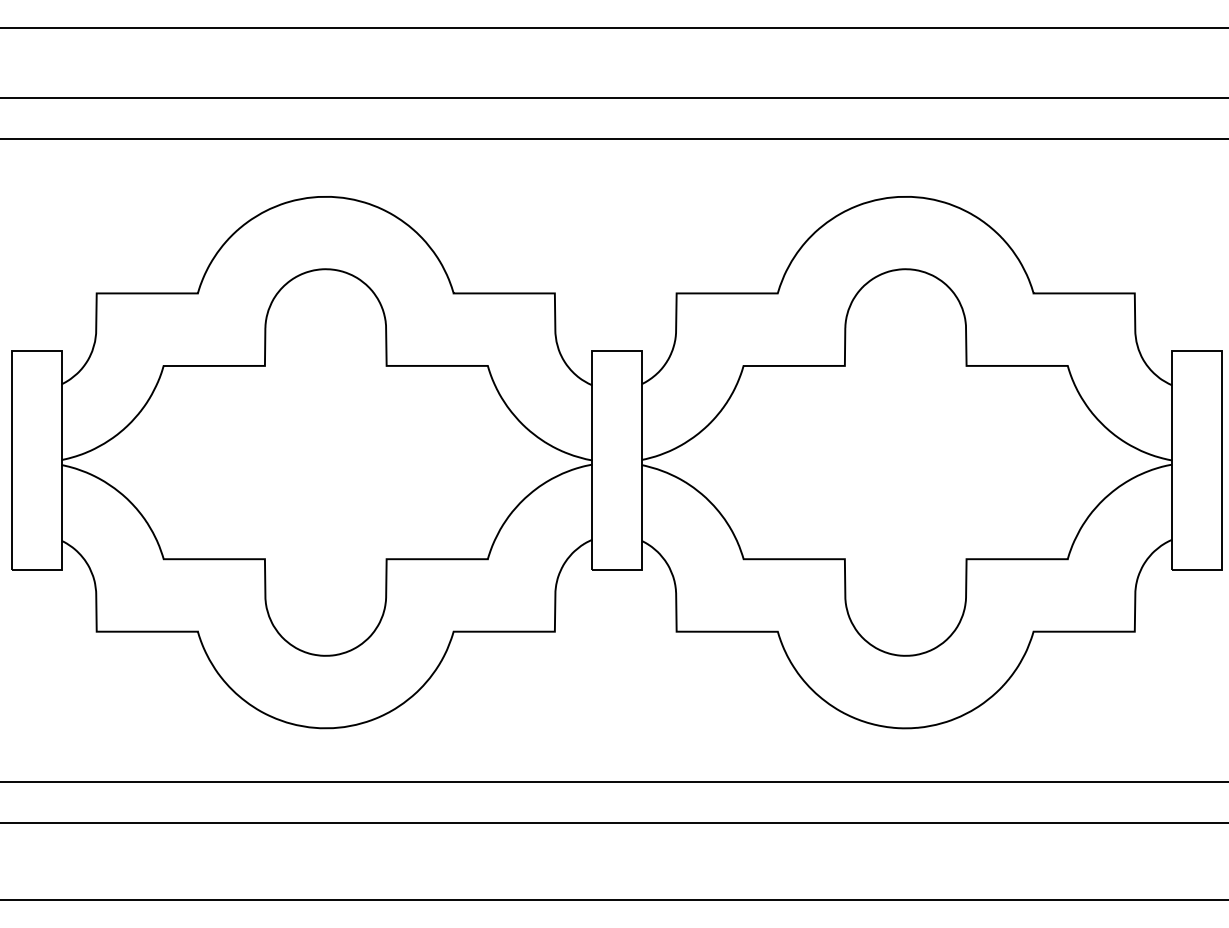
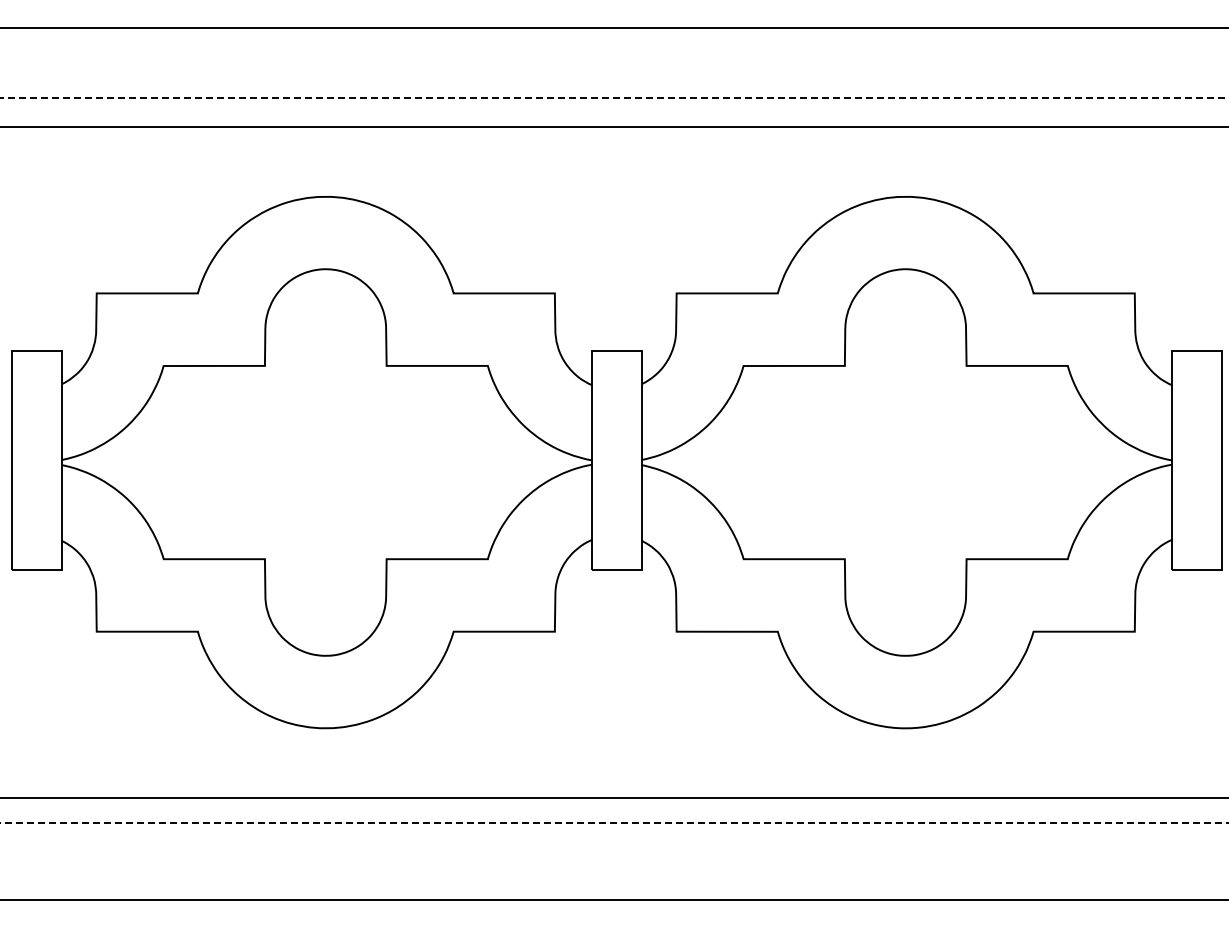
line: solid -> dashed (614, 98)
line position: (613, 139) -> (613, 127) (613, 127)
line position: (613, 781) -> (613, 797) (613, 797)
line: solid -> dashed (614, 823)
